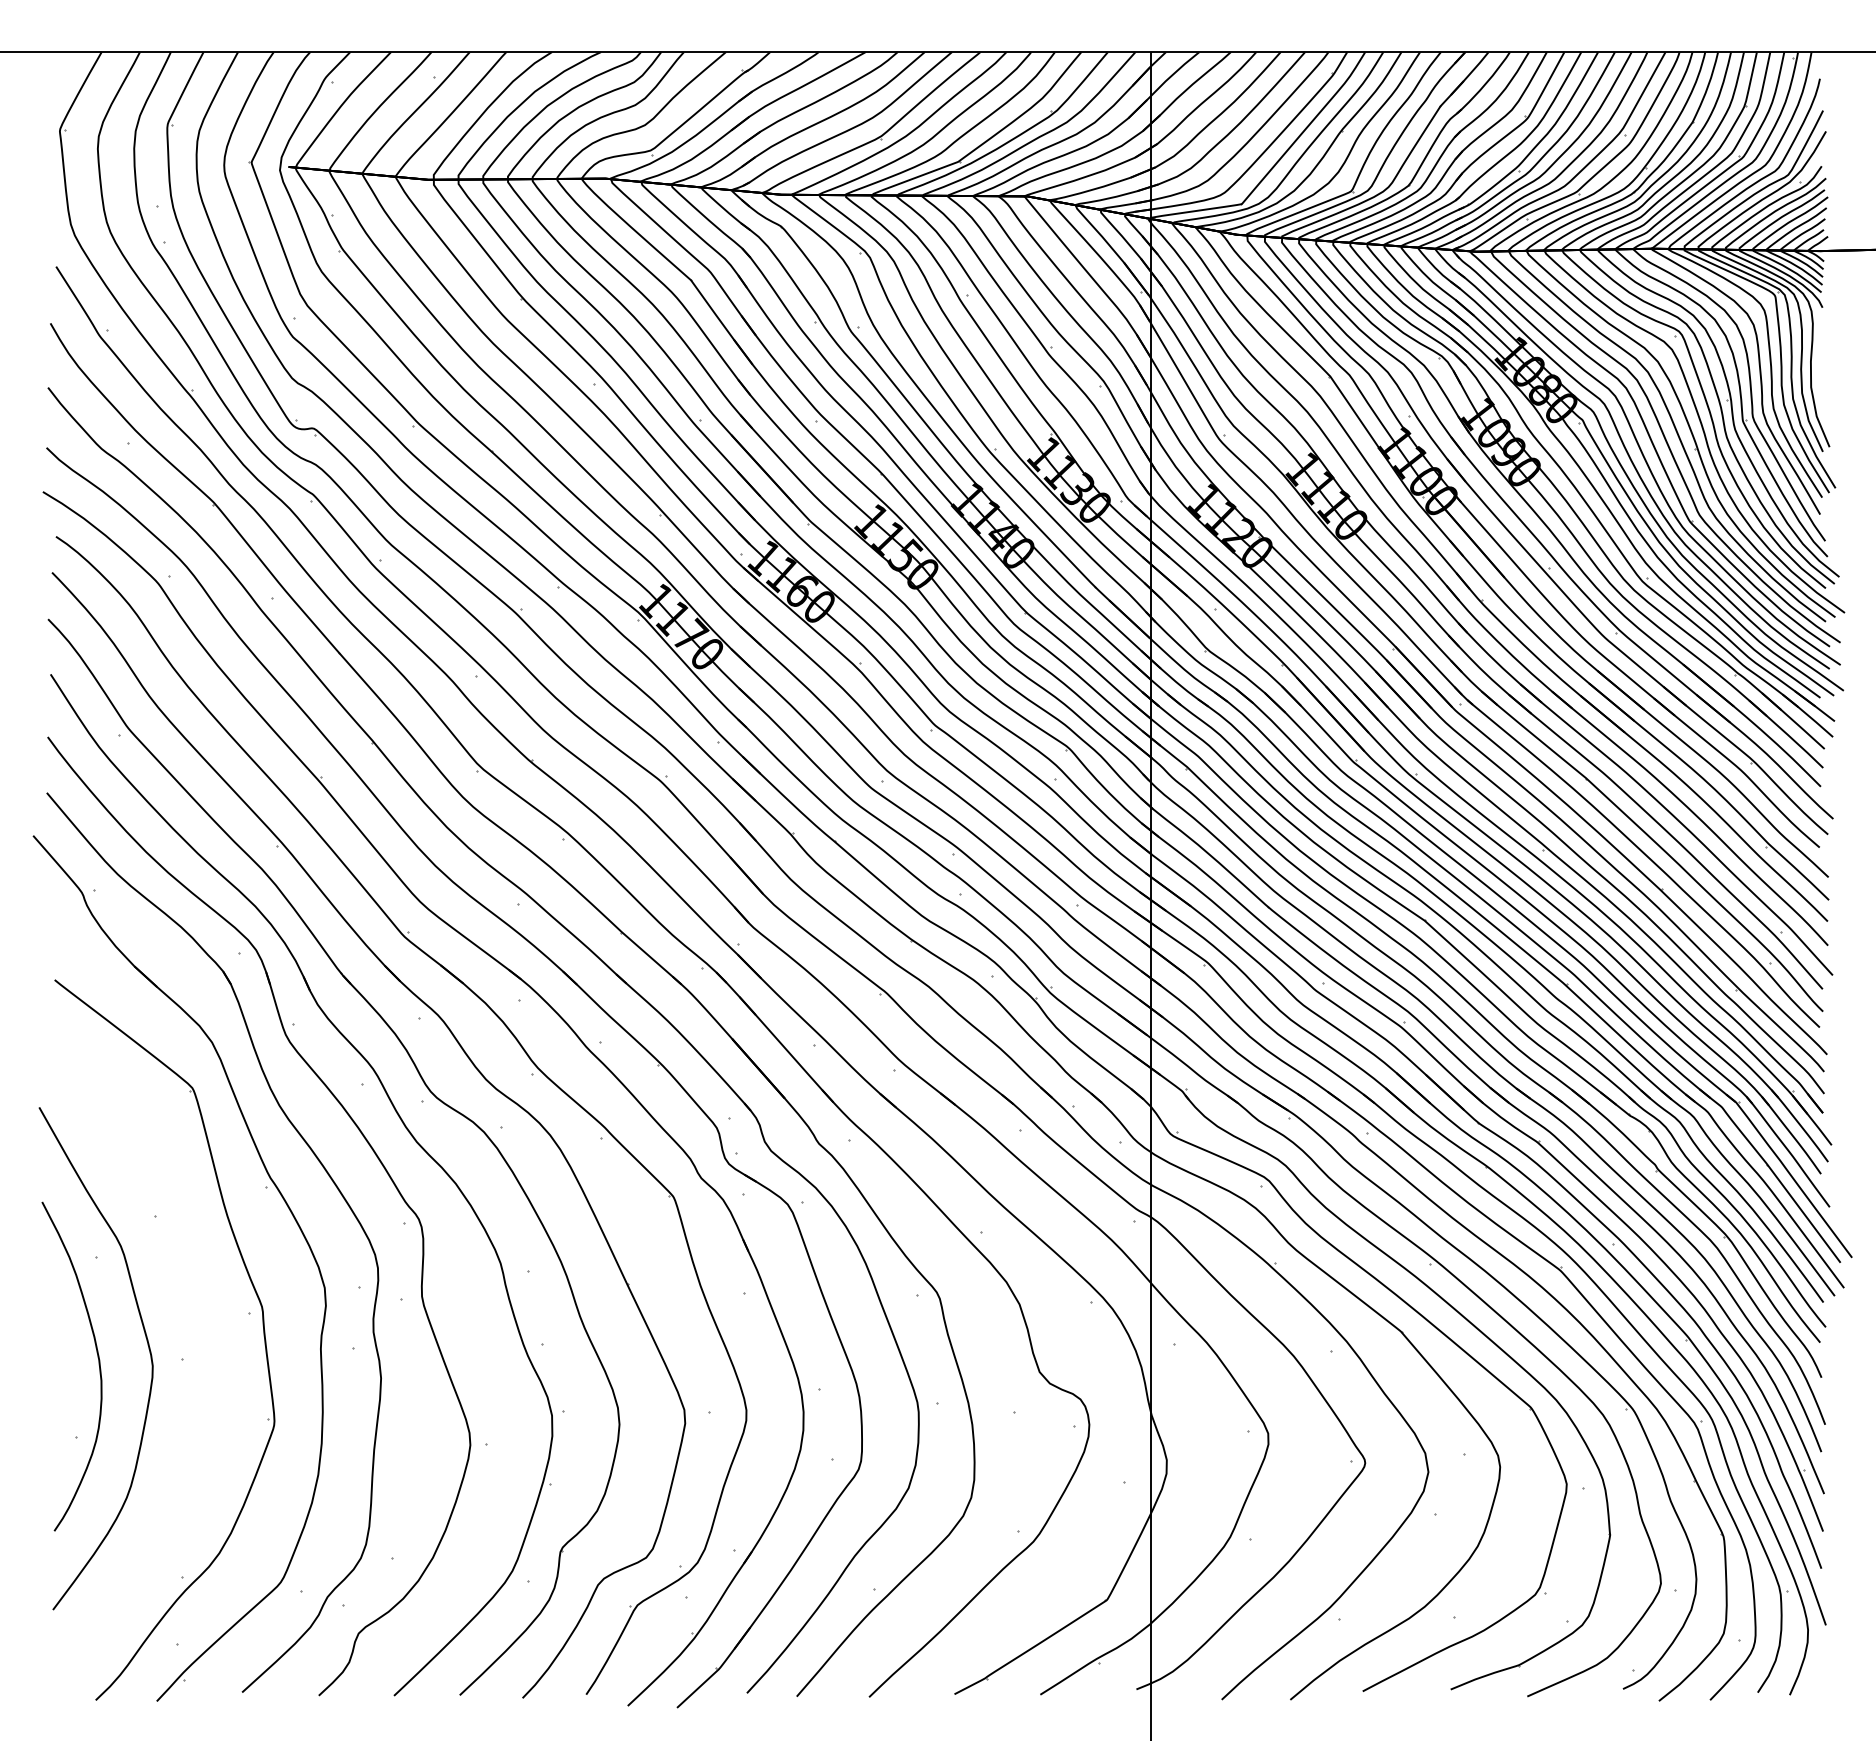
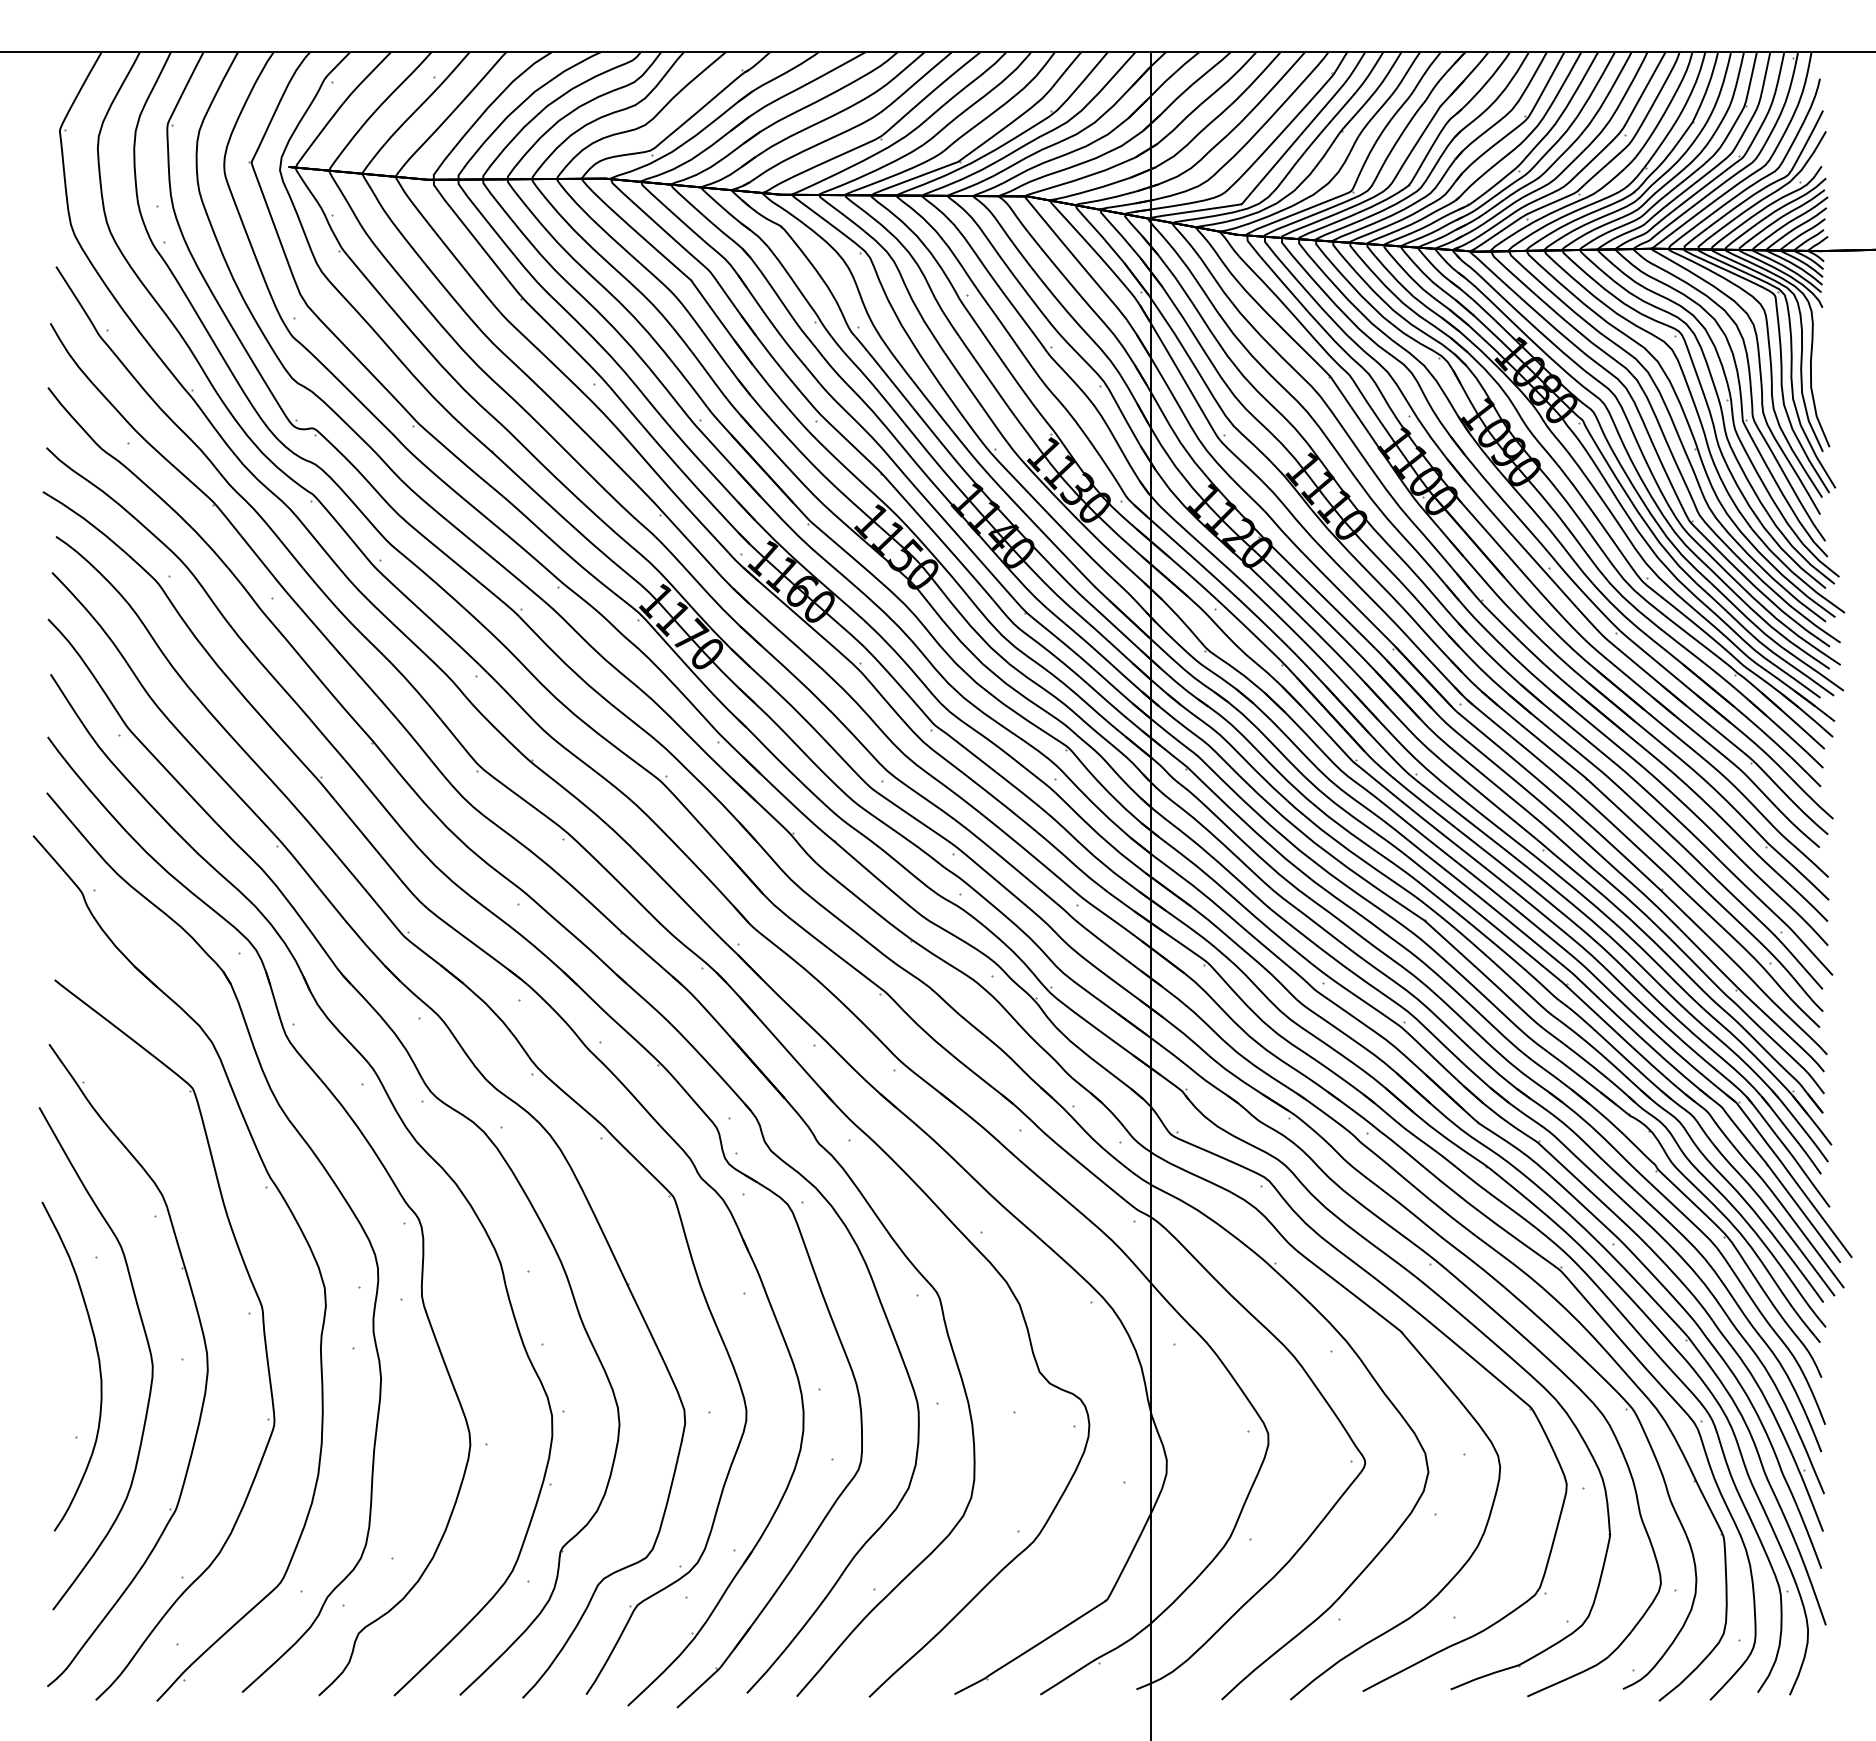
part: none -> present (206, 1365)
